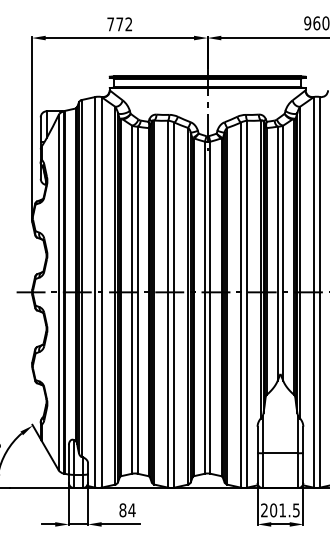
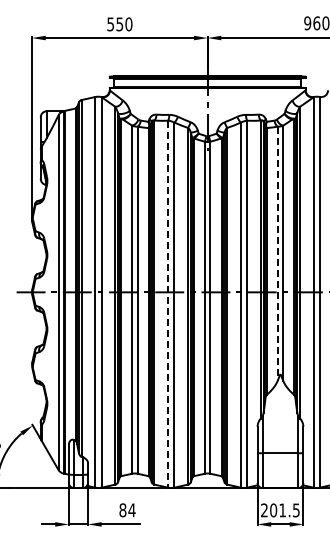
text: 772 -> 550 (119, 24)
line: solid -> dashed (277, 254)
line: solid -> dashed (168, 304)
